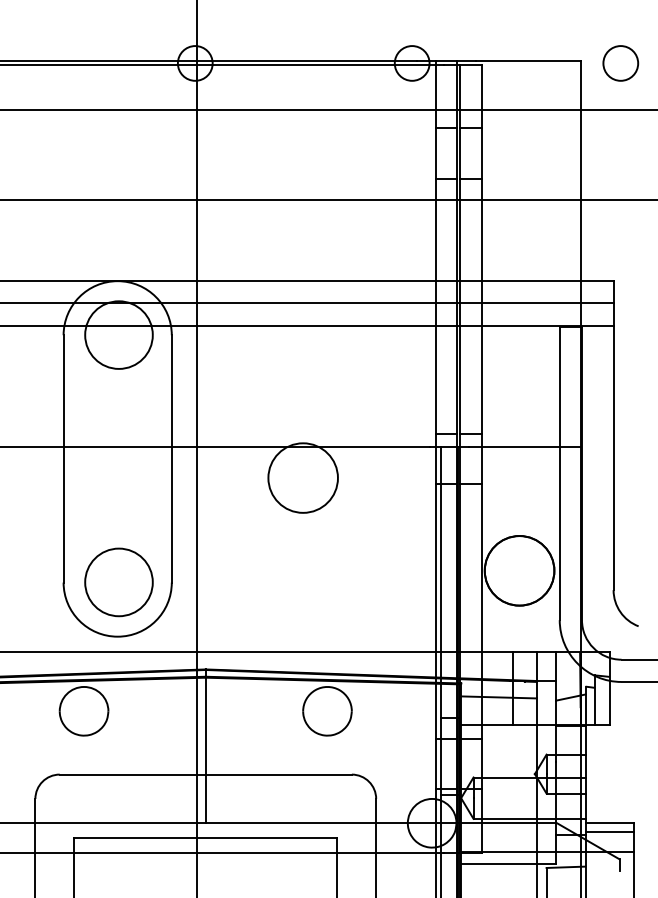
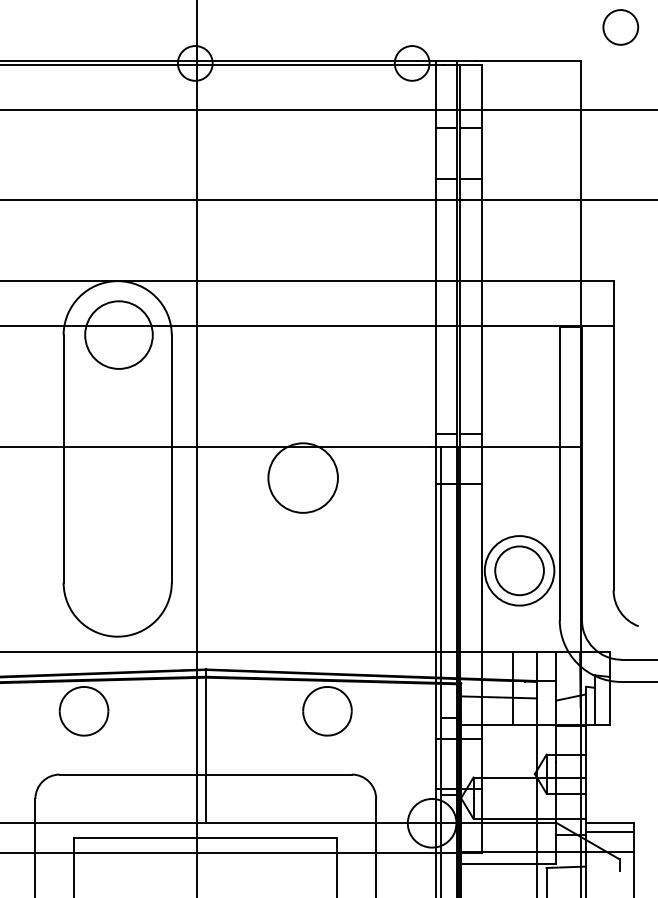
circle position: (620, 63) -> (620, 27) (620, 27)
line: present -> none (307, 303)
circle diameter: 70 px -> 49 px (519, 570)
circle: present -> none (118, 582)
